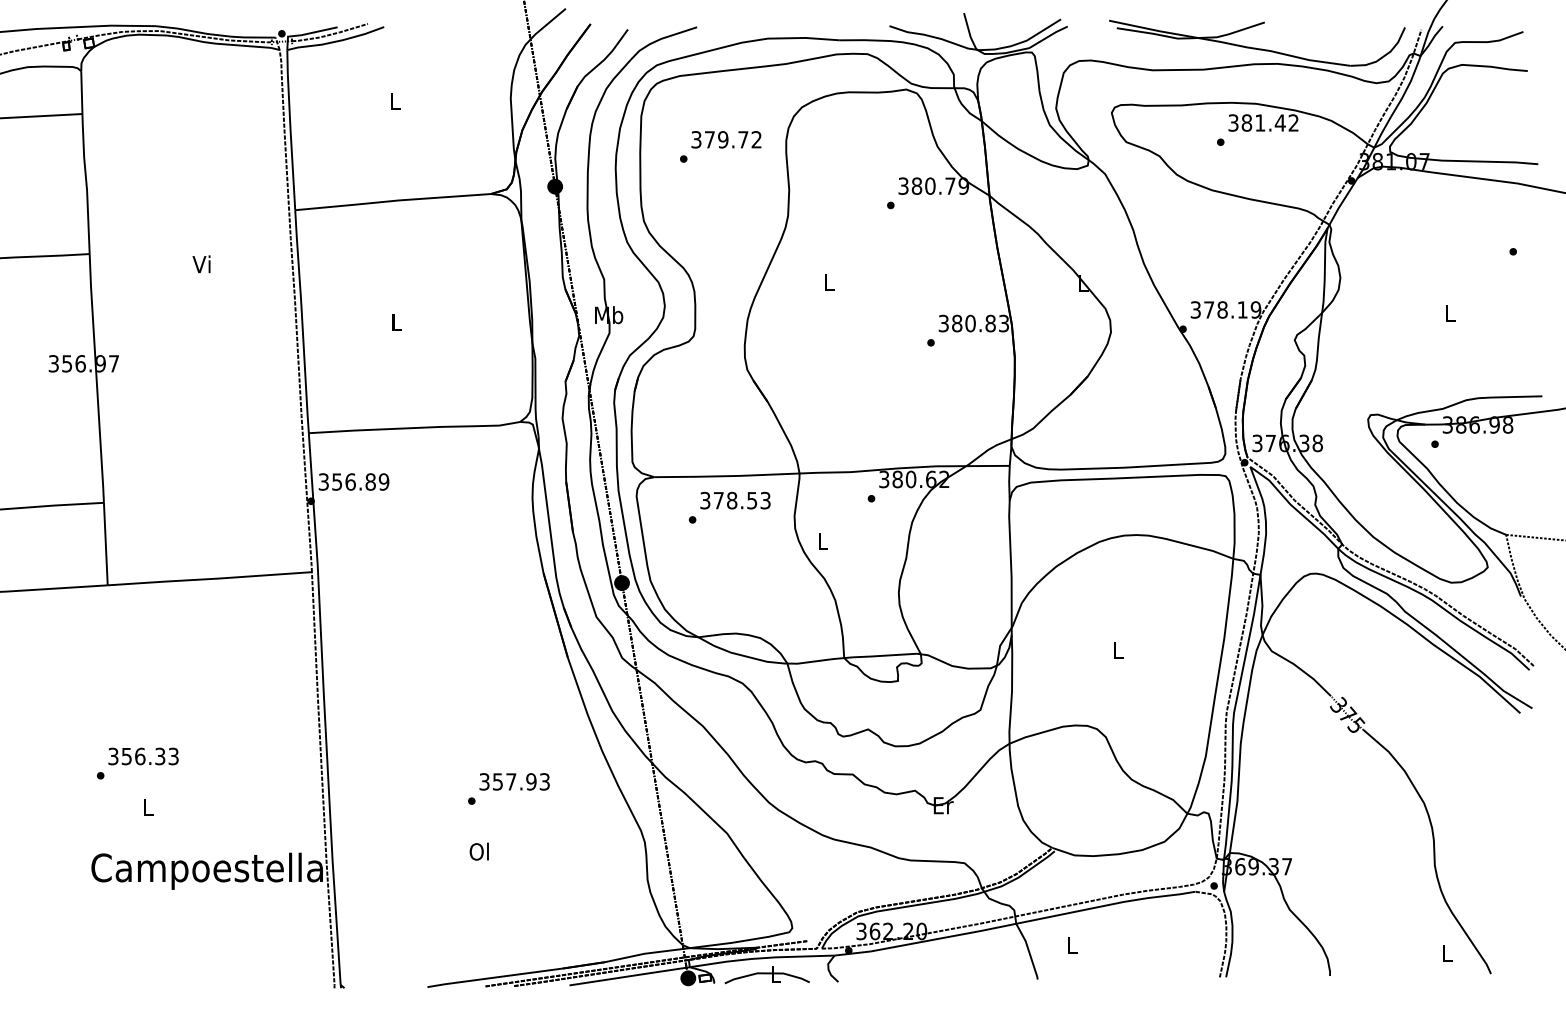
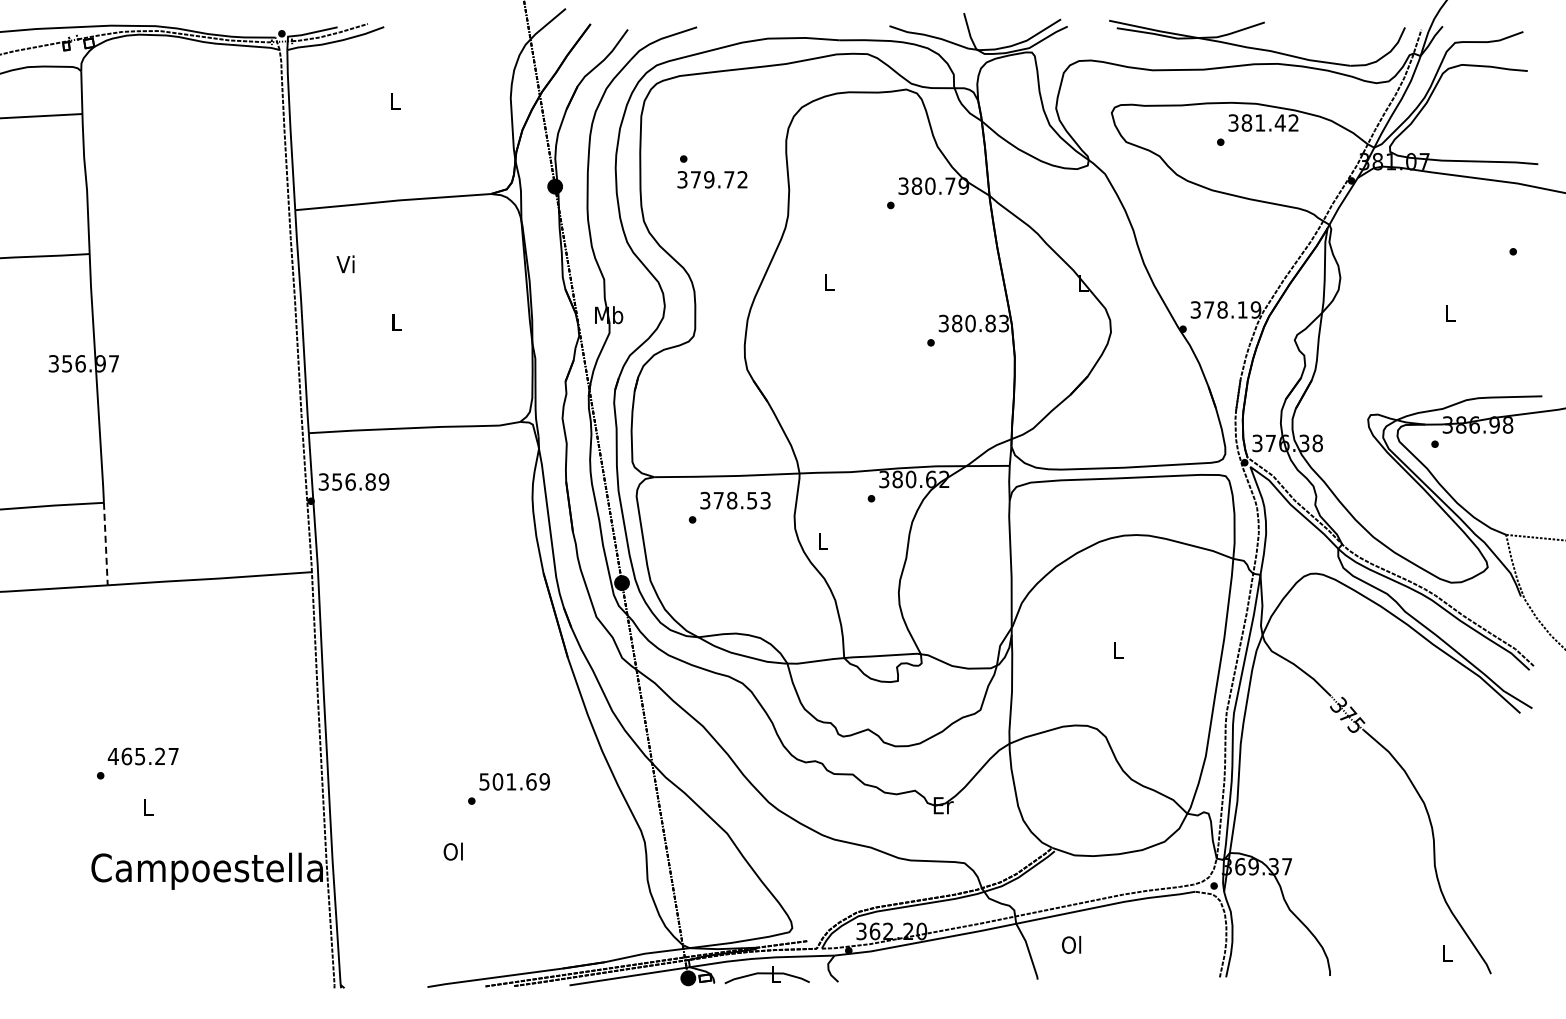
text position: (726, 139) -> (712, 179) (712, 179)
text position: (201, 264) -> (345, 264) (345, 264)
line: solid -> dashed (105, 544)
text: 356.33 -> 465.27 (142, 756)
text: 357.93 -> 501.69 (514, 781)
text position: (478, 851) -> (452, 851) (452, 851)
text: L -> Ol (1071, 944)
